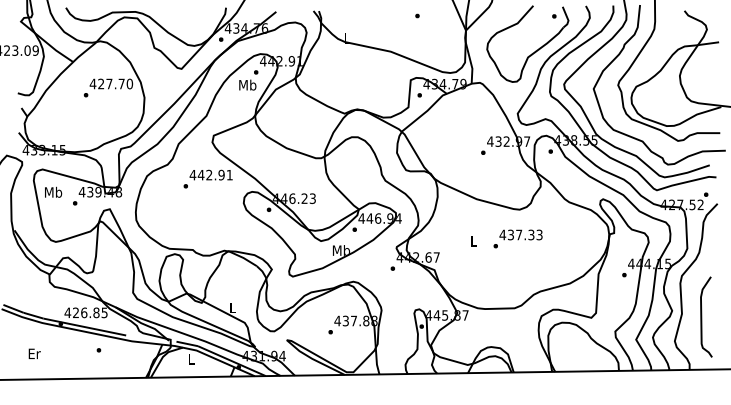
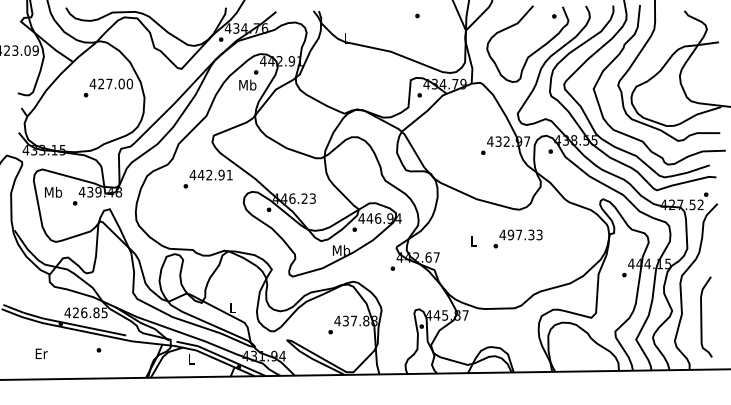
text: 427.70 -> 427.00 (121, 83)
text: 437.33 -> 497.33 (510, 234)
text position: (34, 353) -> (41, 353) (41, 353)
